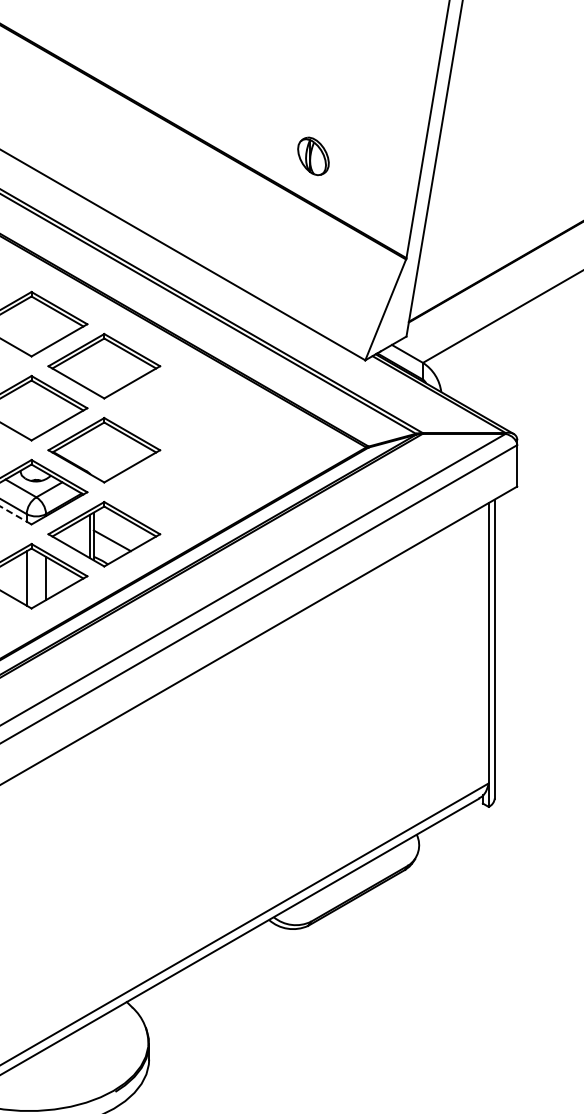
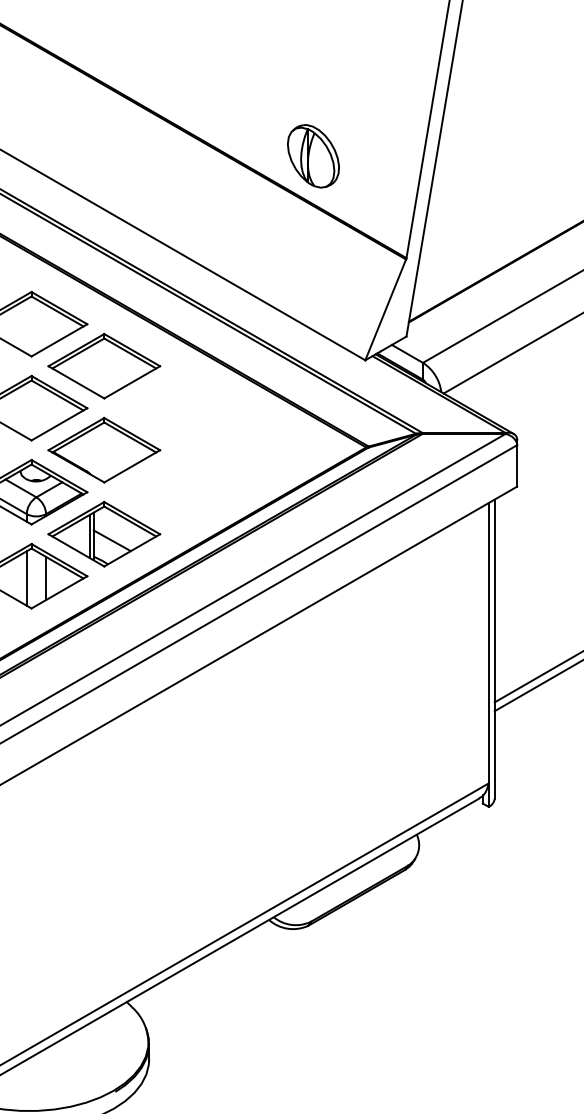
part size: 33x41 px -> 53x65 px (313, 156)
line: none -> present (511, 353)
line: dashed -> solid (16, 515)
line: none -> present (537, 677)
line: none -> present (537, 686)
